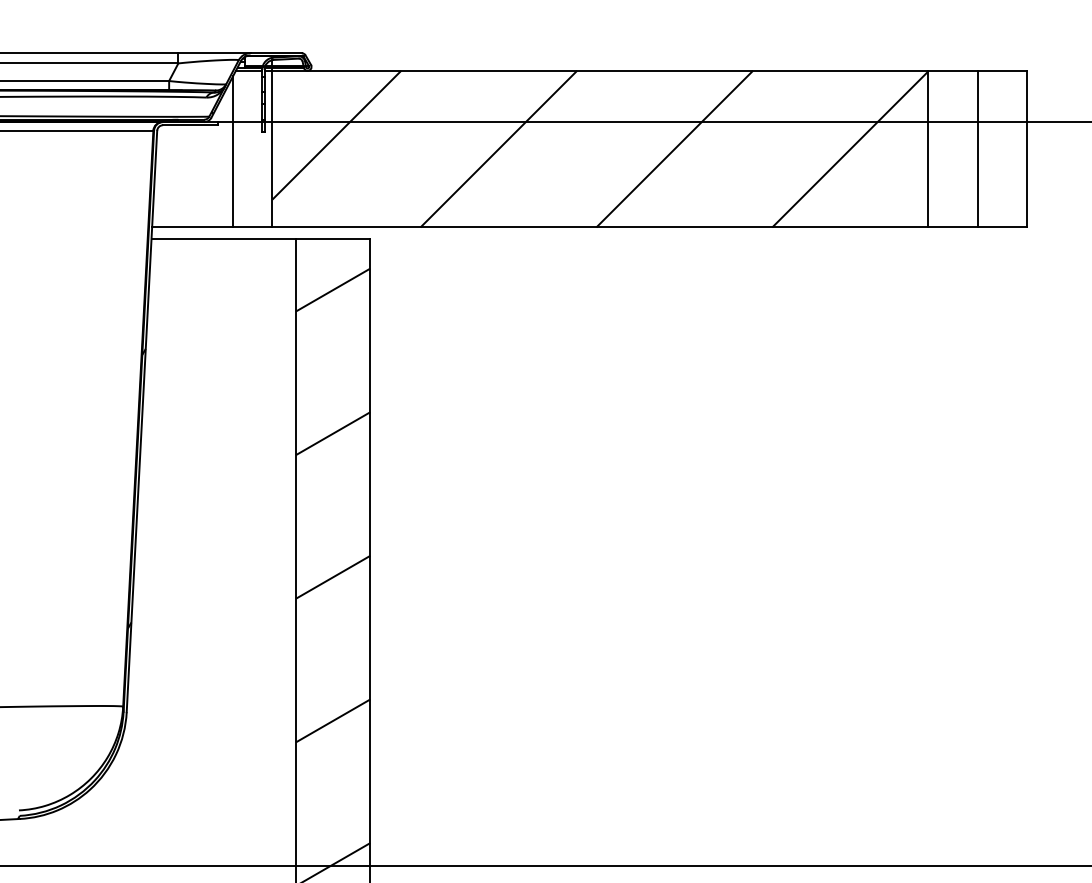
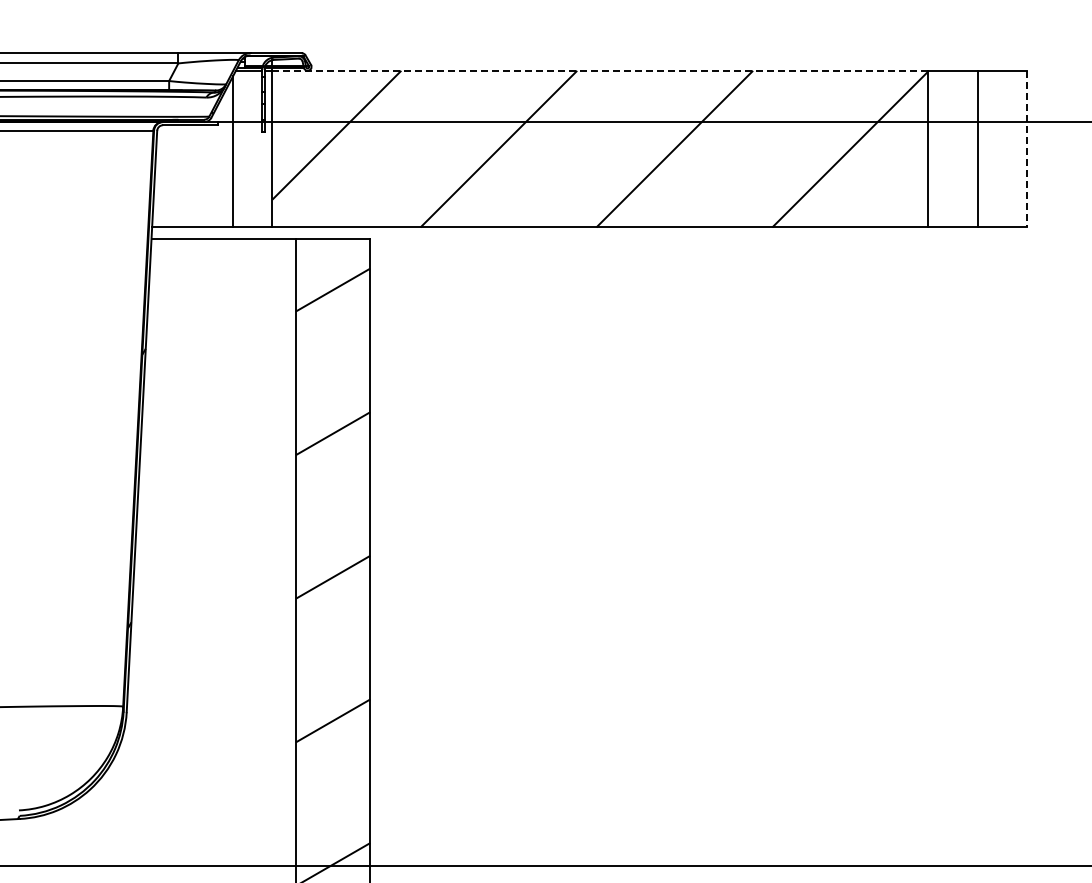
line: solid -> dashed (600, 70)
line: solid -> dashed (1027, 149)
